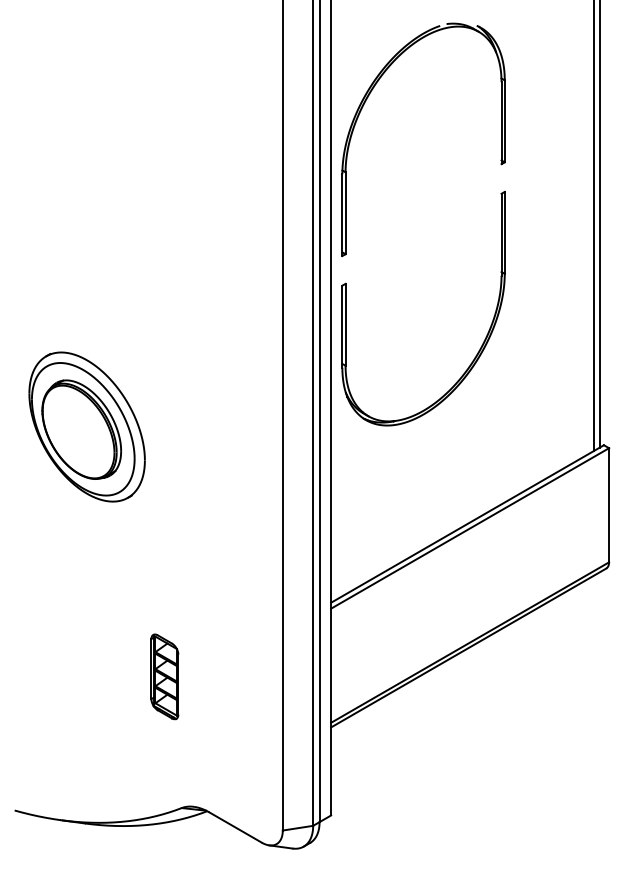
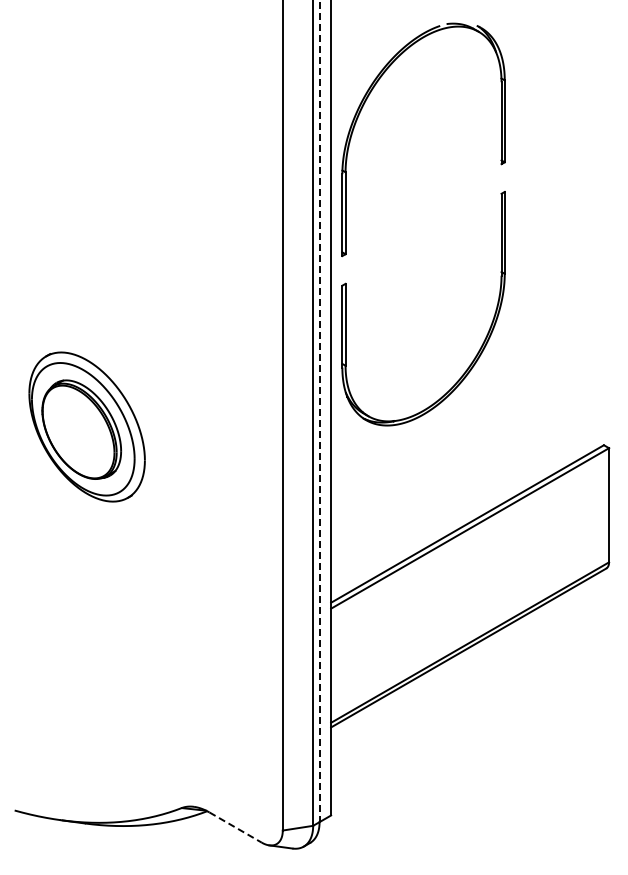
line: present -> none (599, 224)
line: present -> none (593, 226)
line: solid -> dashed (319, 411)
part: present -> none (164, 676)
line: solid -> dashed (236, 827)
